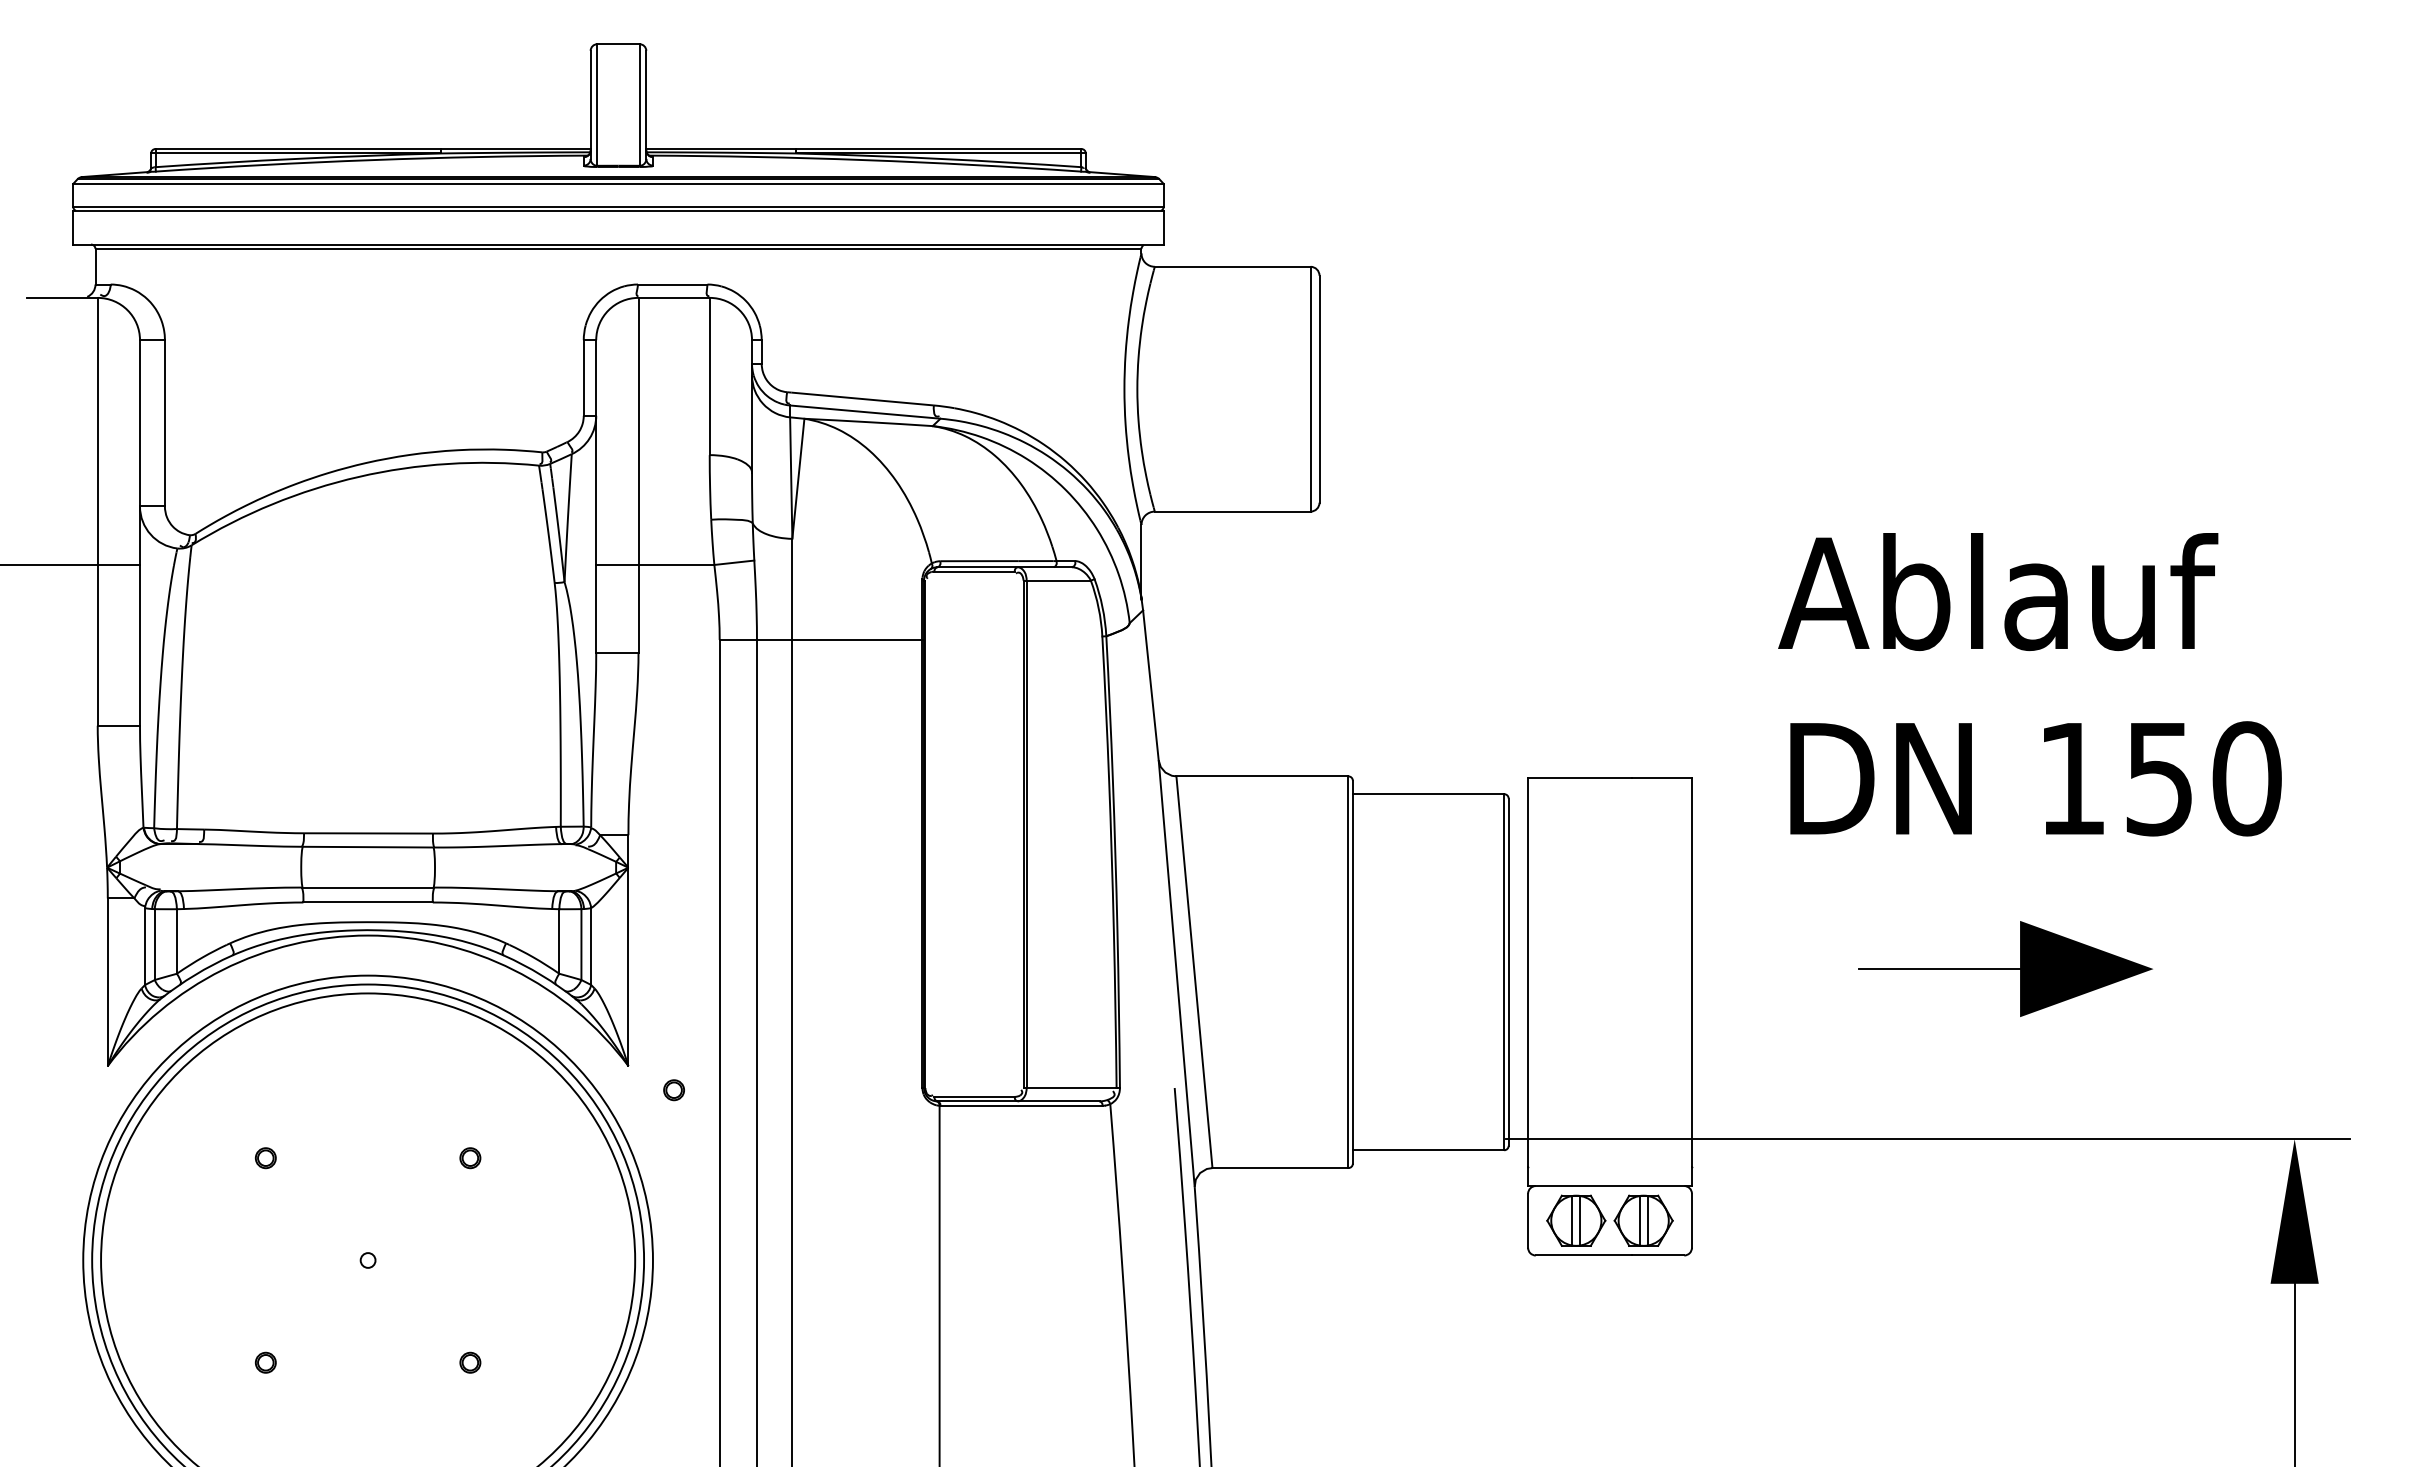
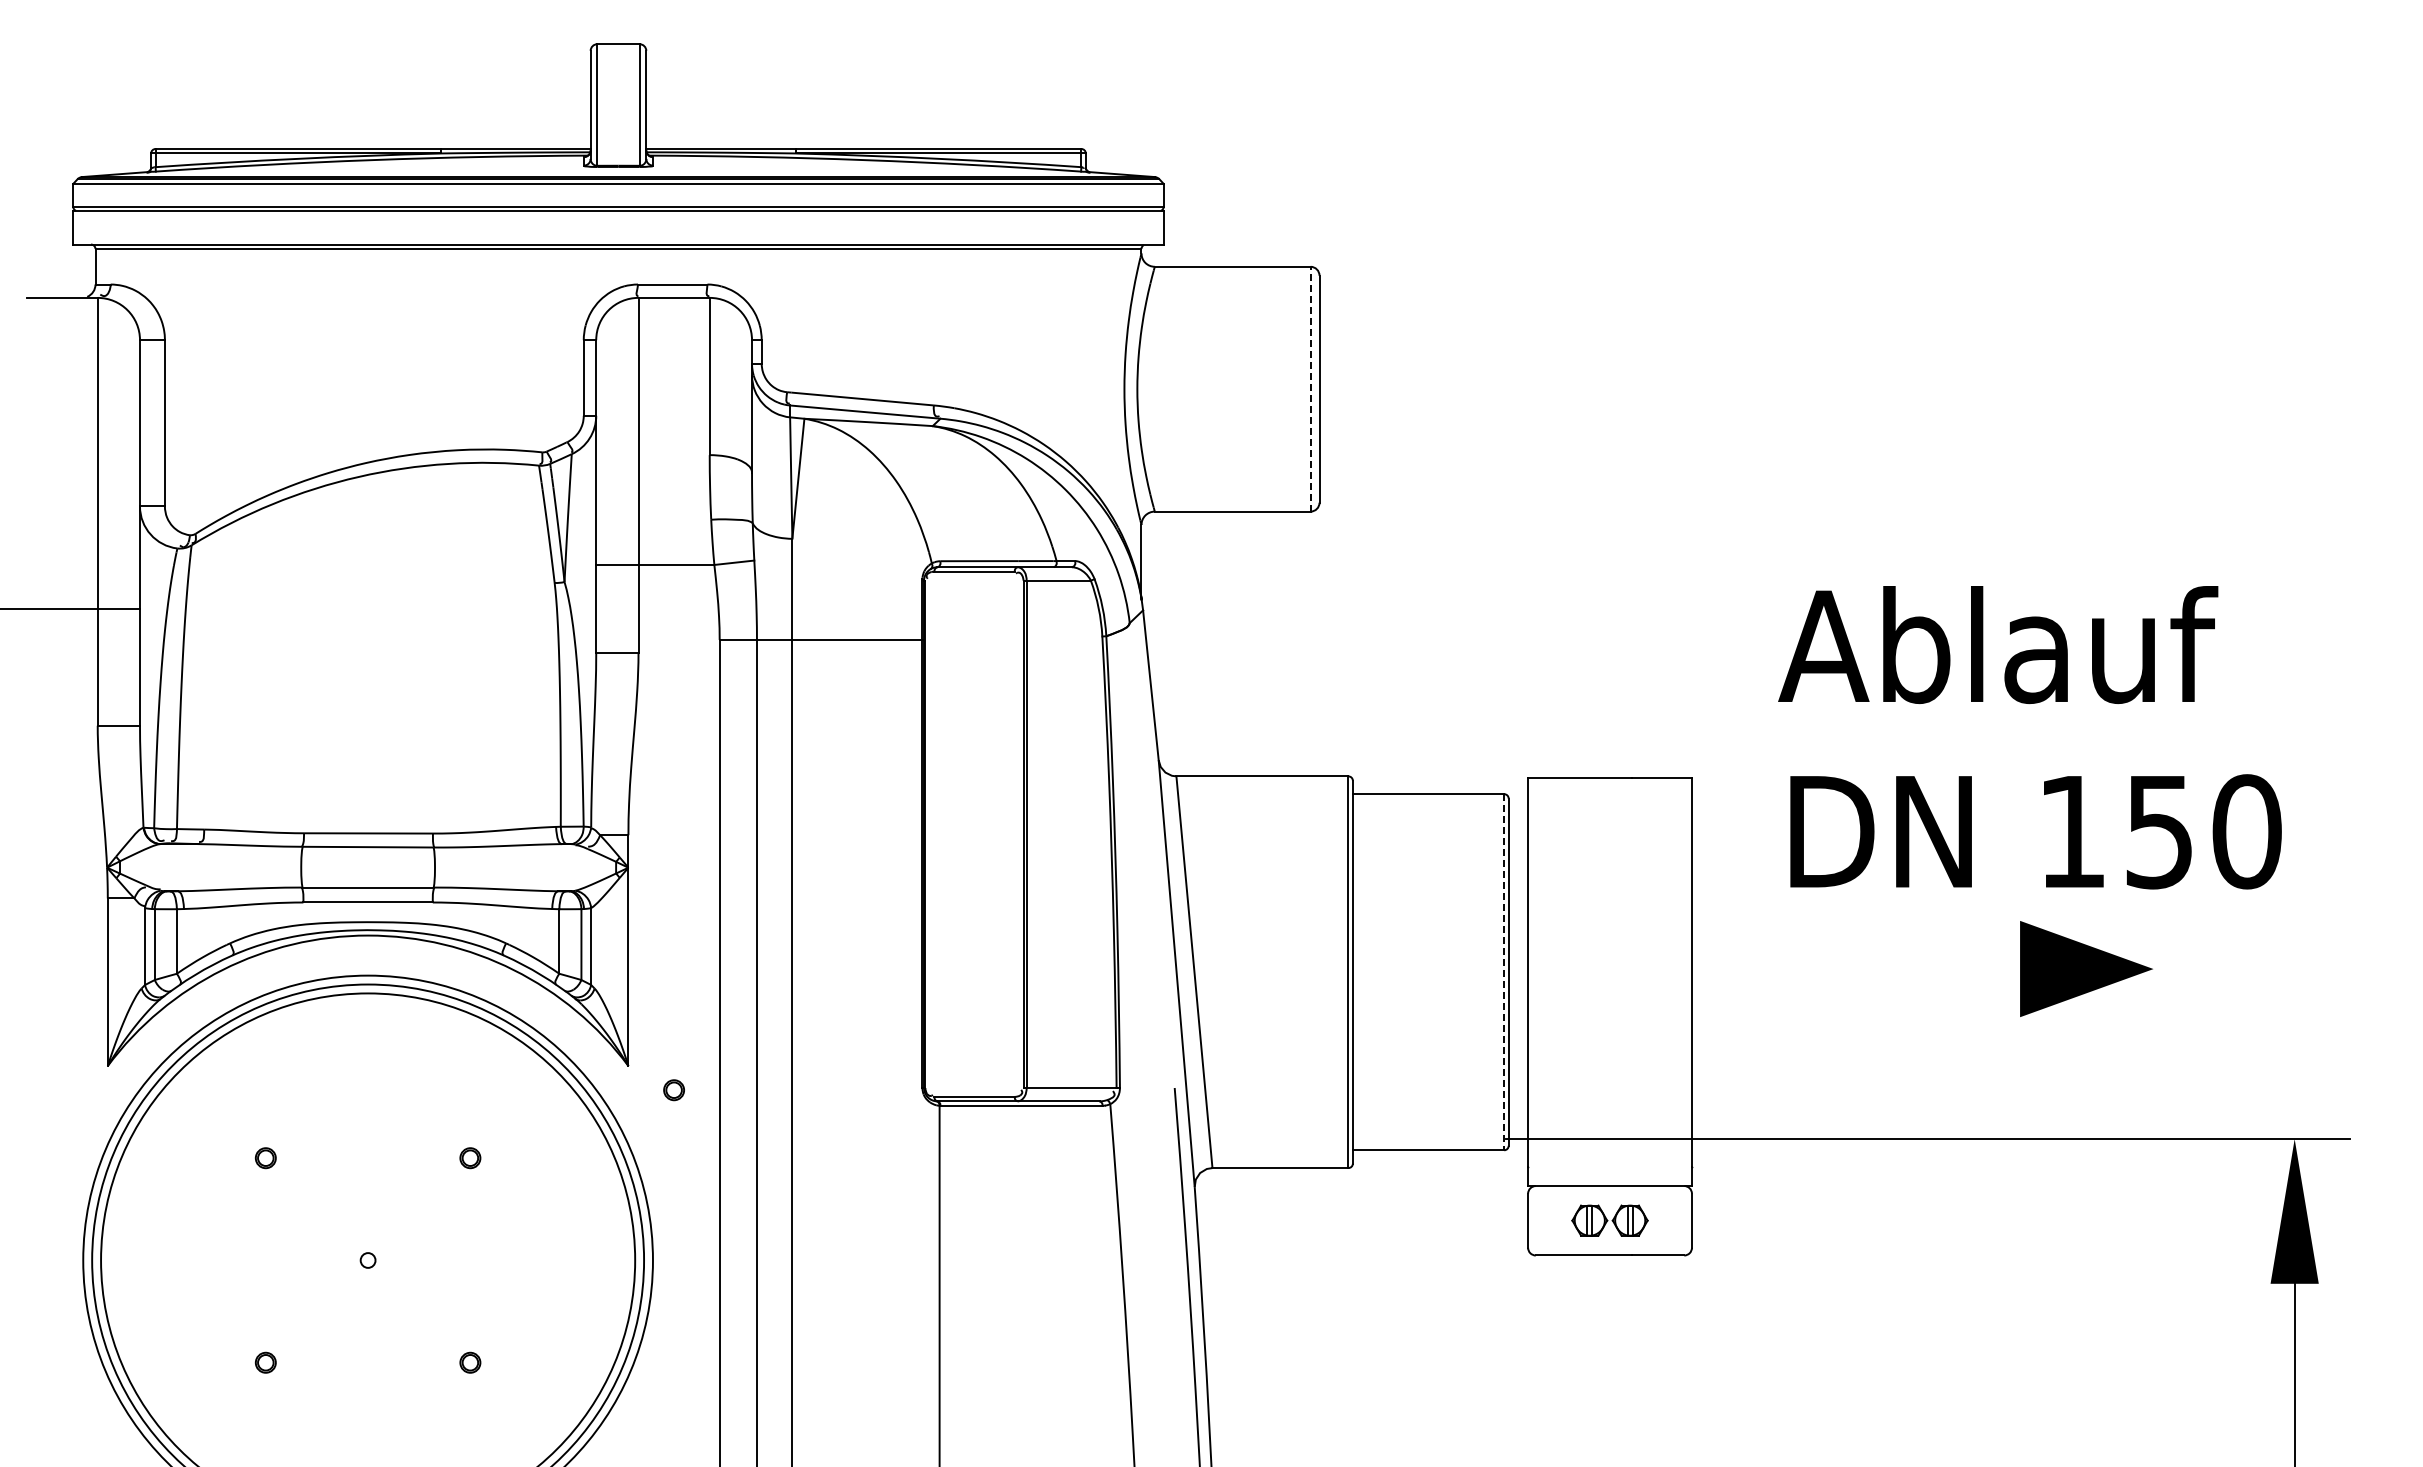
line: solid -> dashed (1310, 388)
line position: (71, 564) -> (71, 608) (71, 608)
text position: (2029, 684) -> (2029, 737) (2029, 737)
line: present -> none (1939, 969)
line: solid -> dashed (1504, 972)
part size: 128x53 px -> 78x33 px (1609, 1220)
